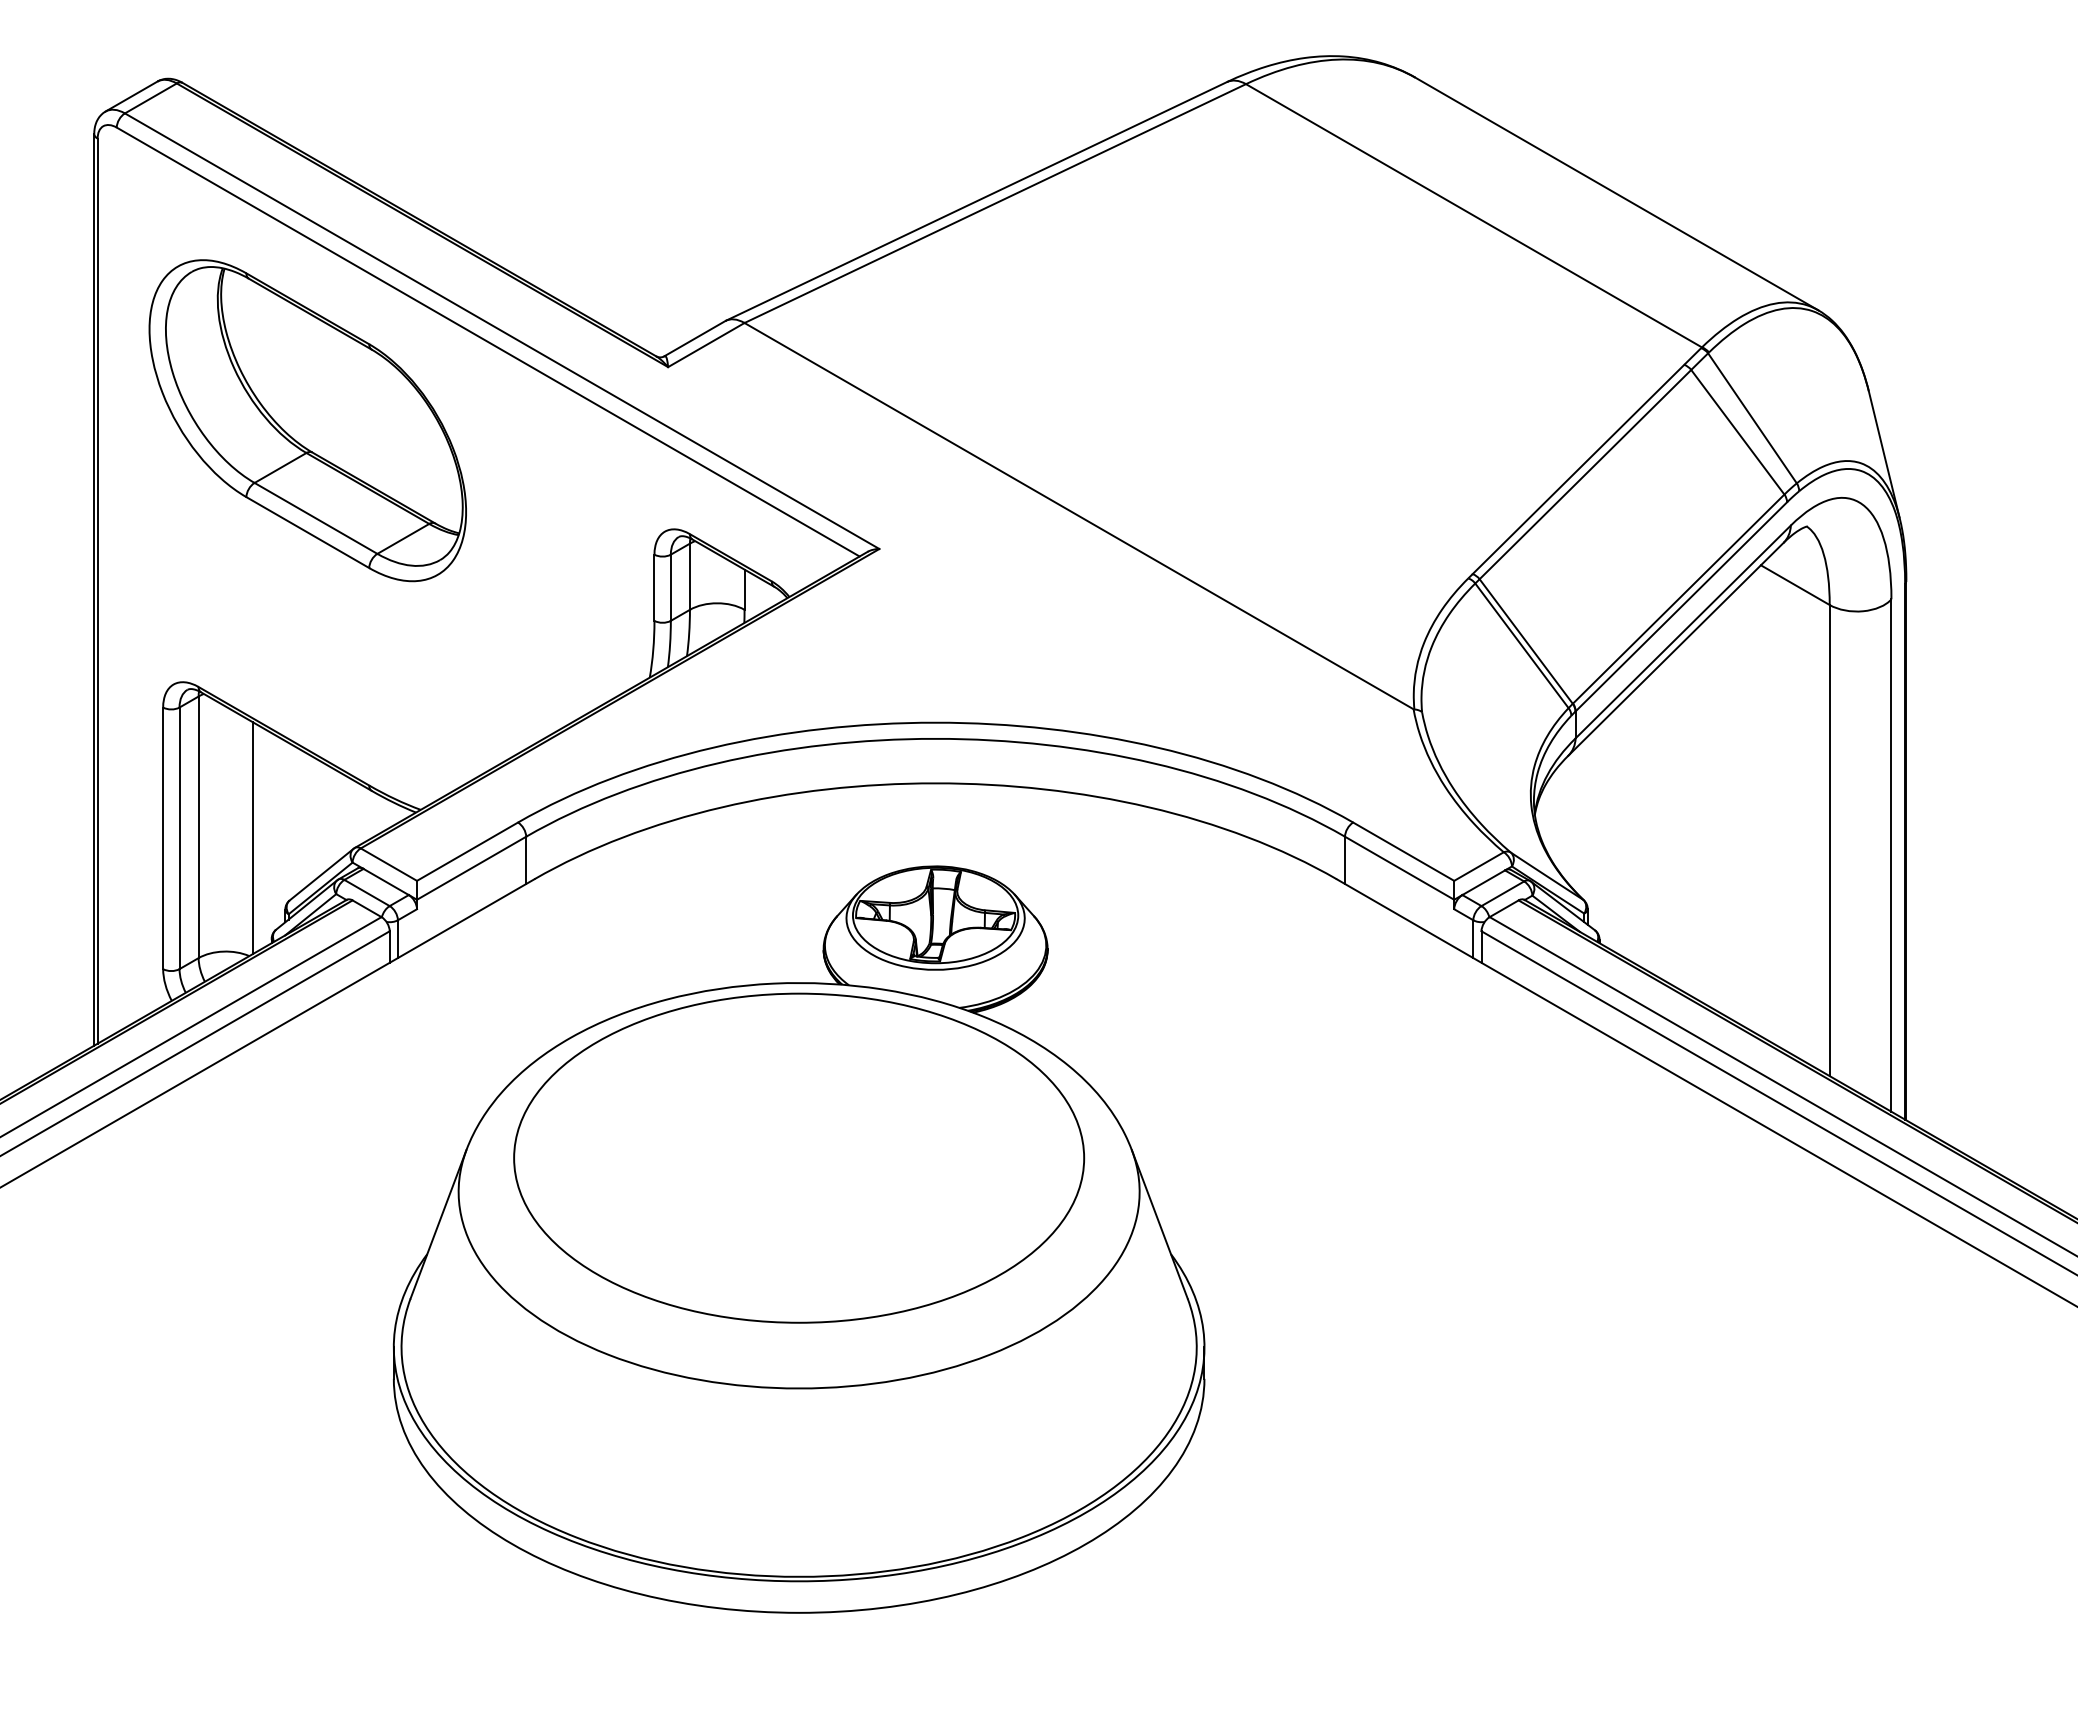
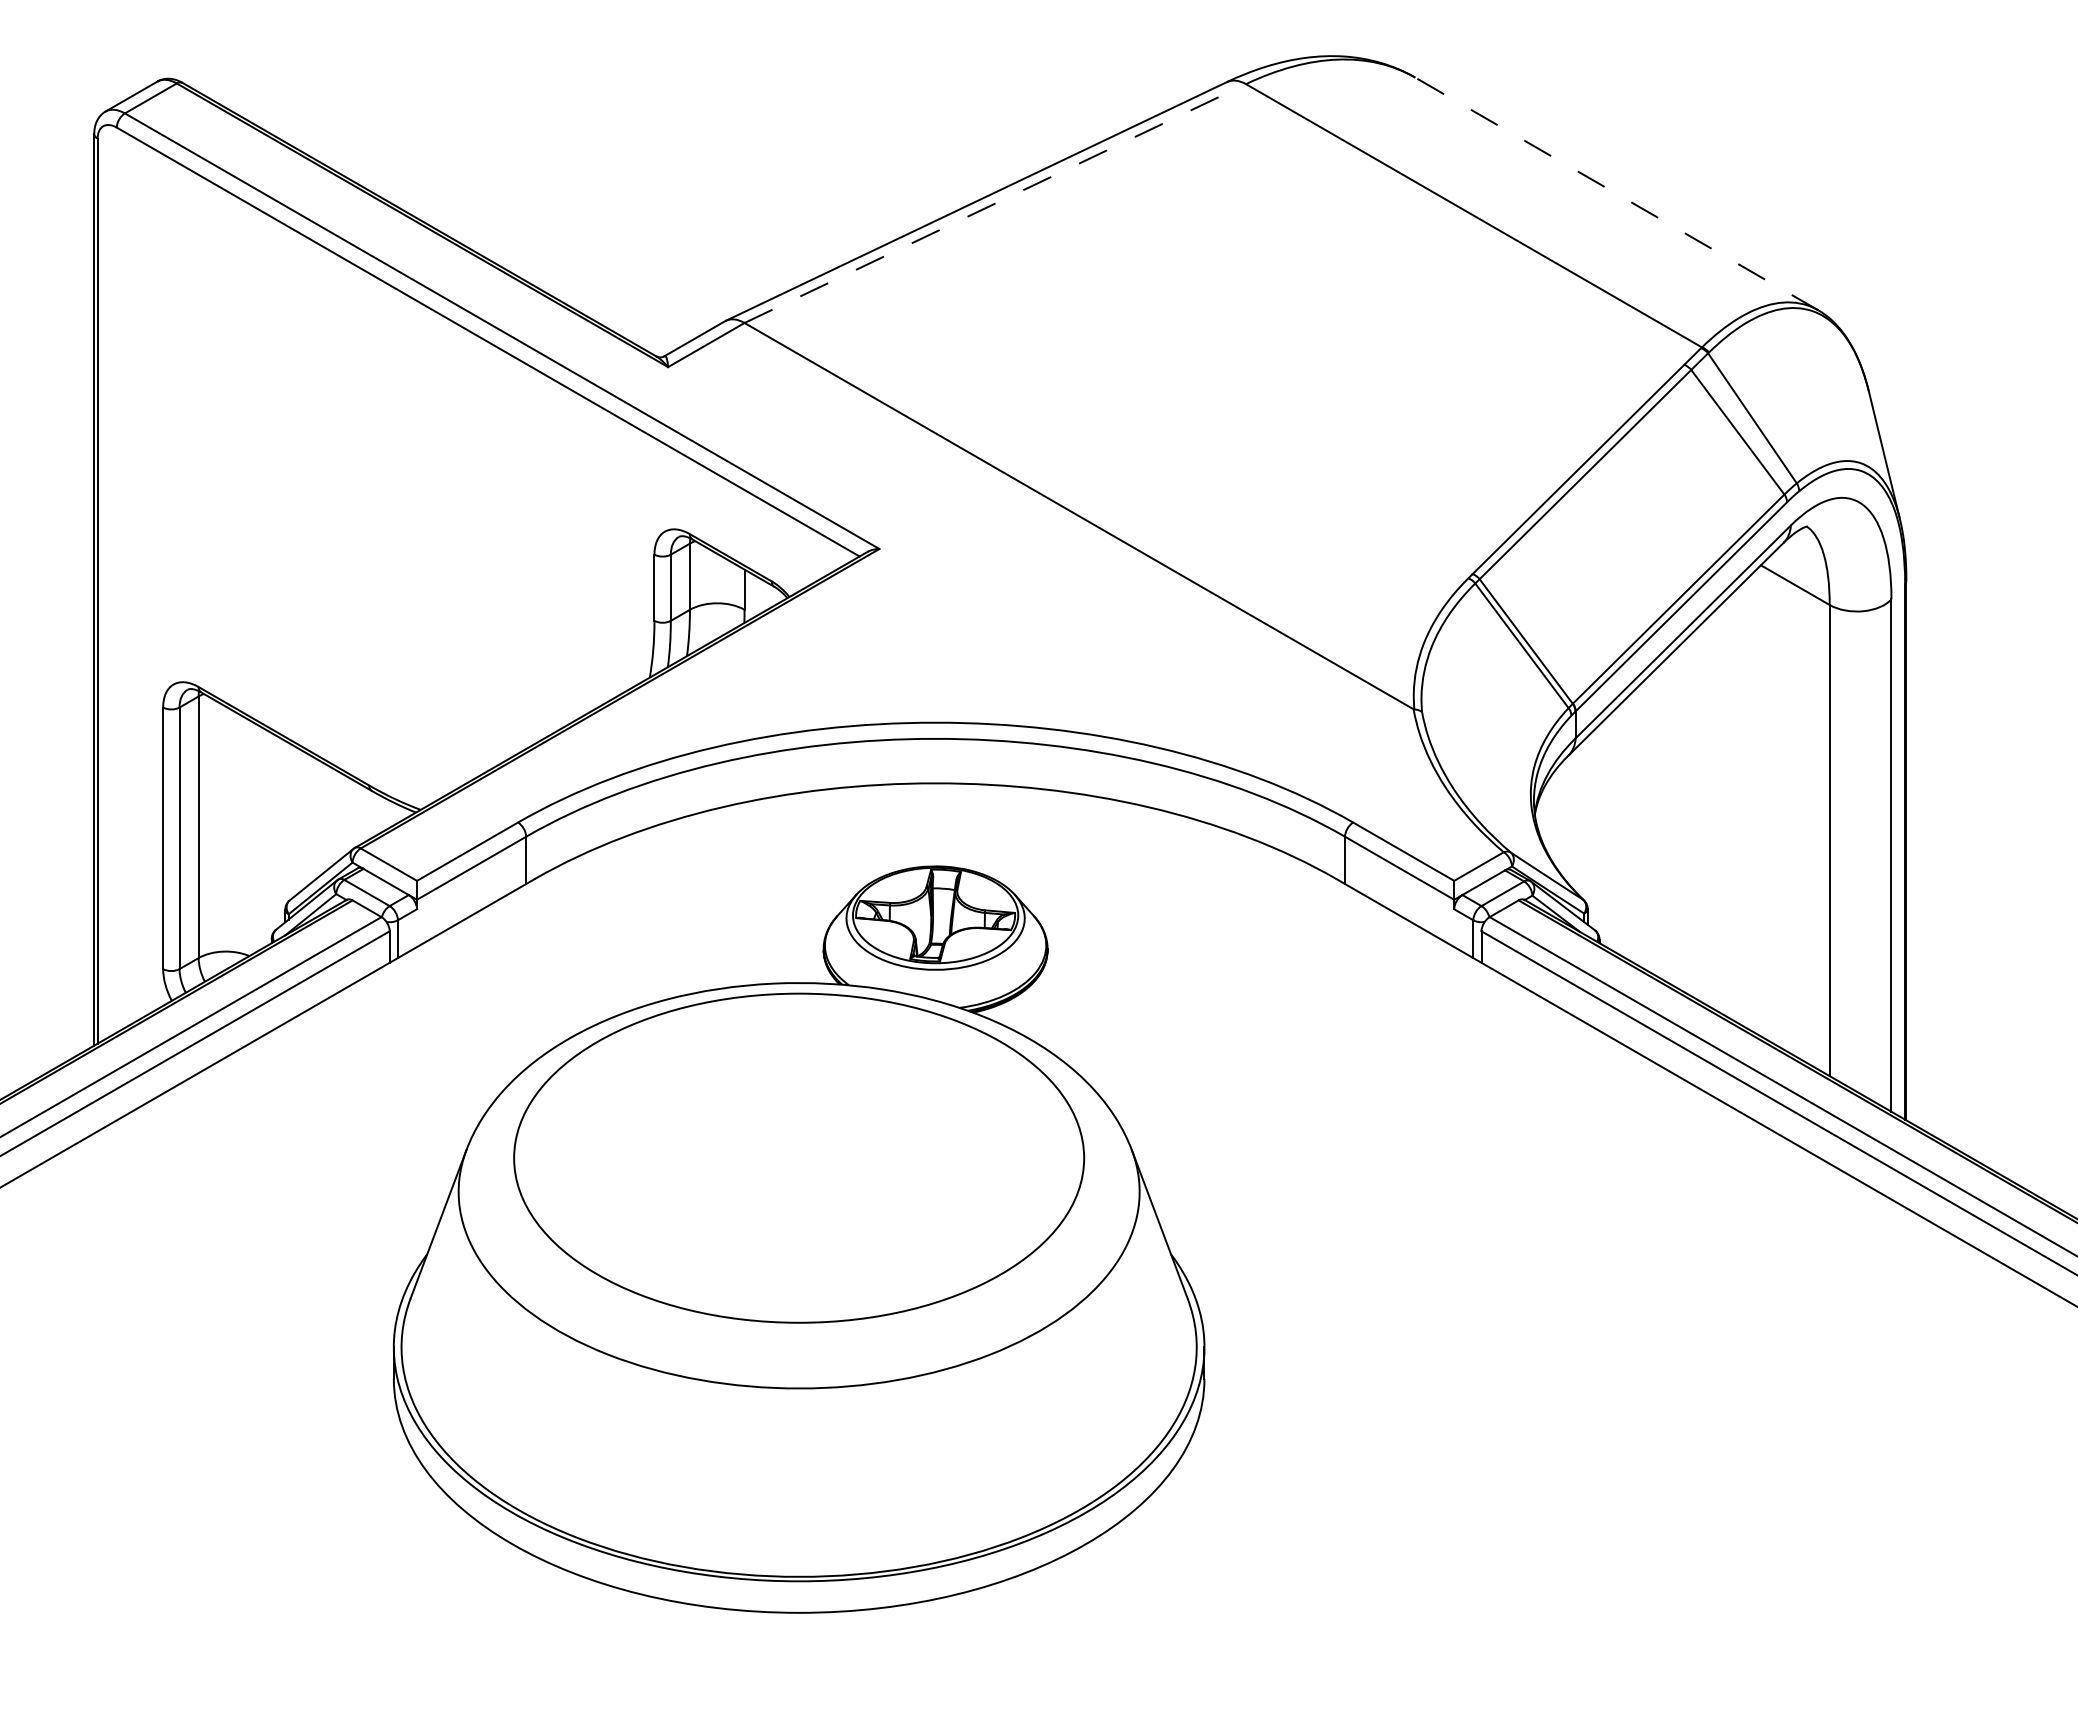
line: solid -> dashed (1616, 194)
line: solid -> dashed (995, 203)
part: present -> none (307, 420)
line: present -> none (253, 837)
